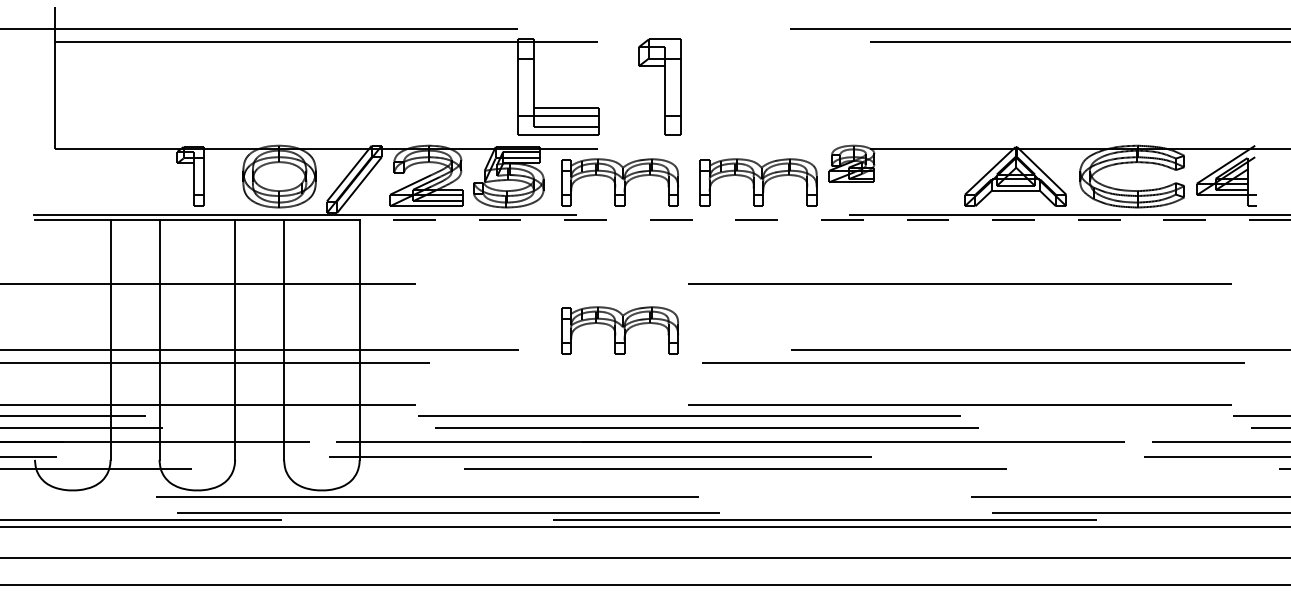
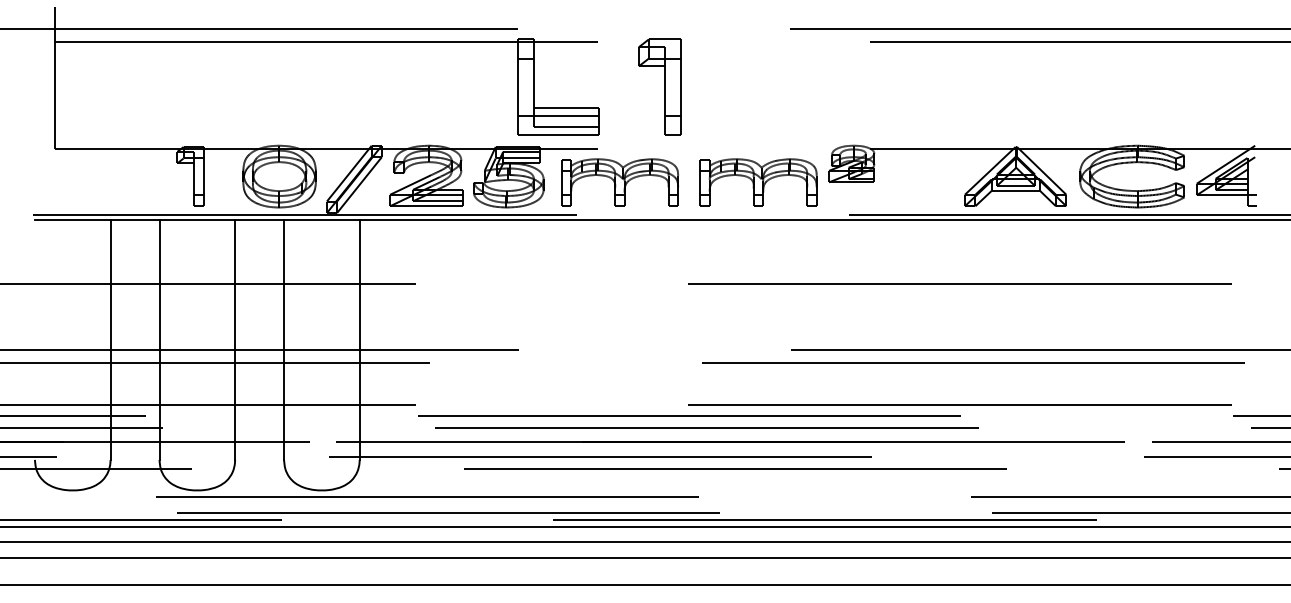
line: dashed -> solid (824, 219)
part: present -> none (619, 330)
line: none -> present (644, 542)
